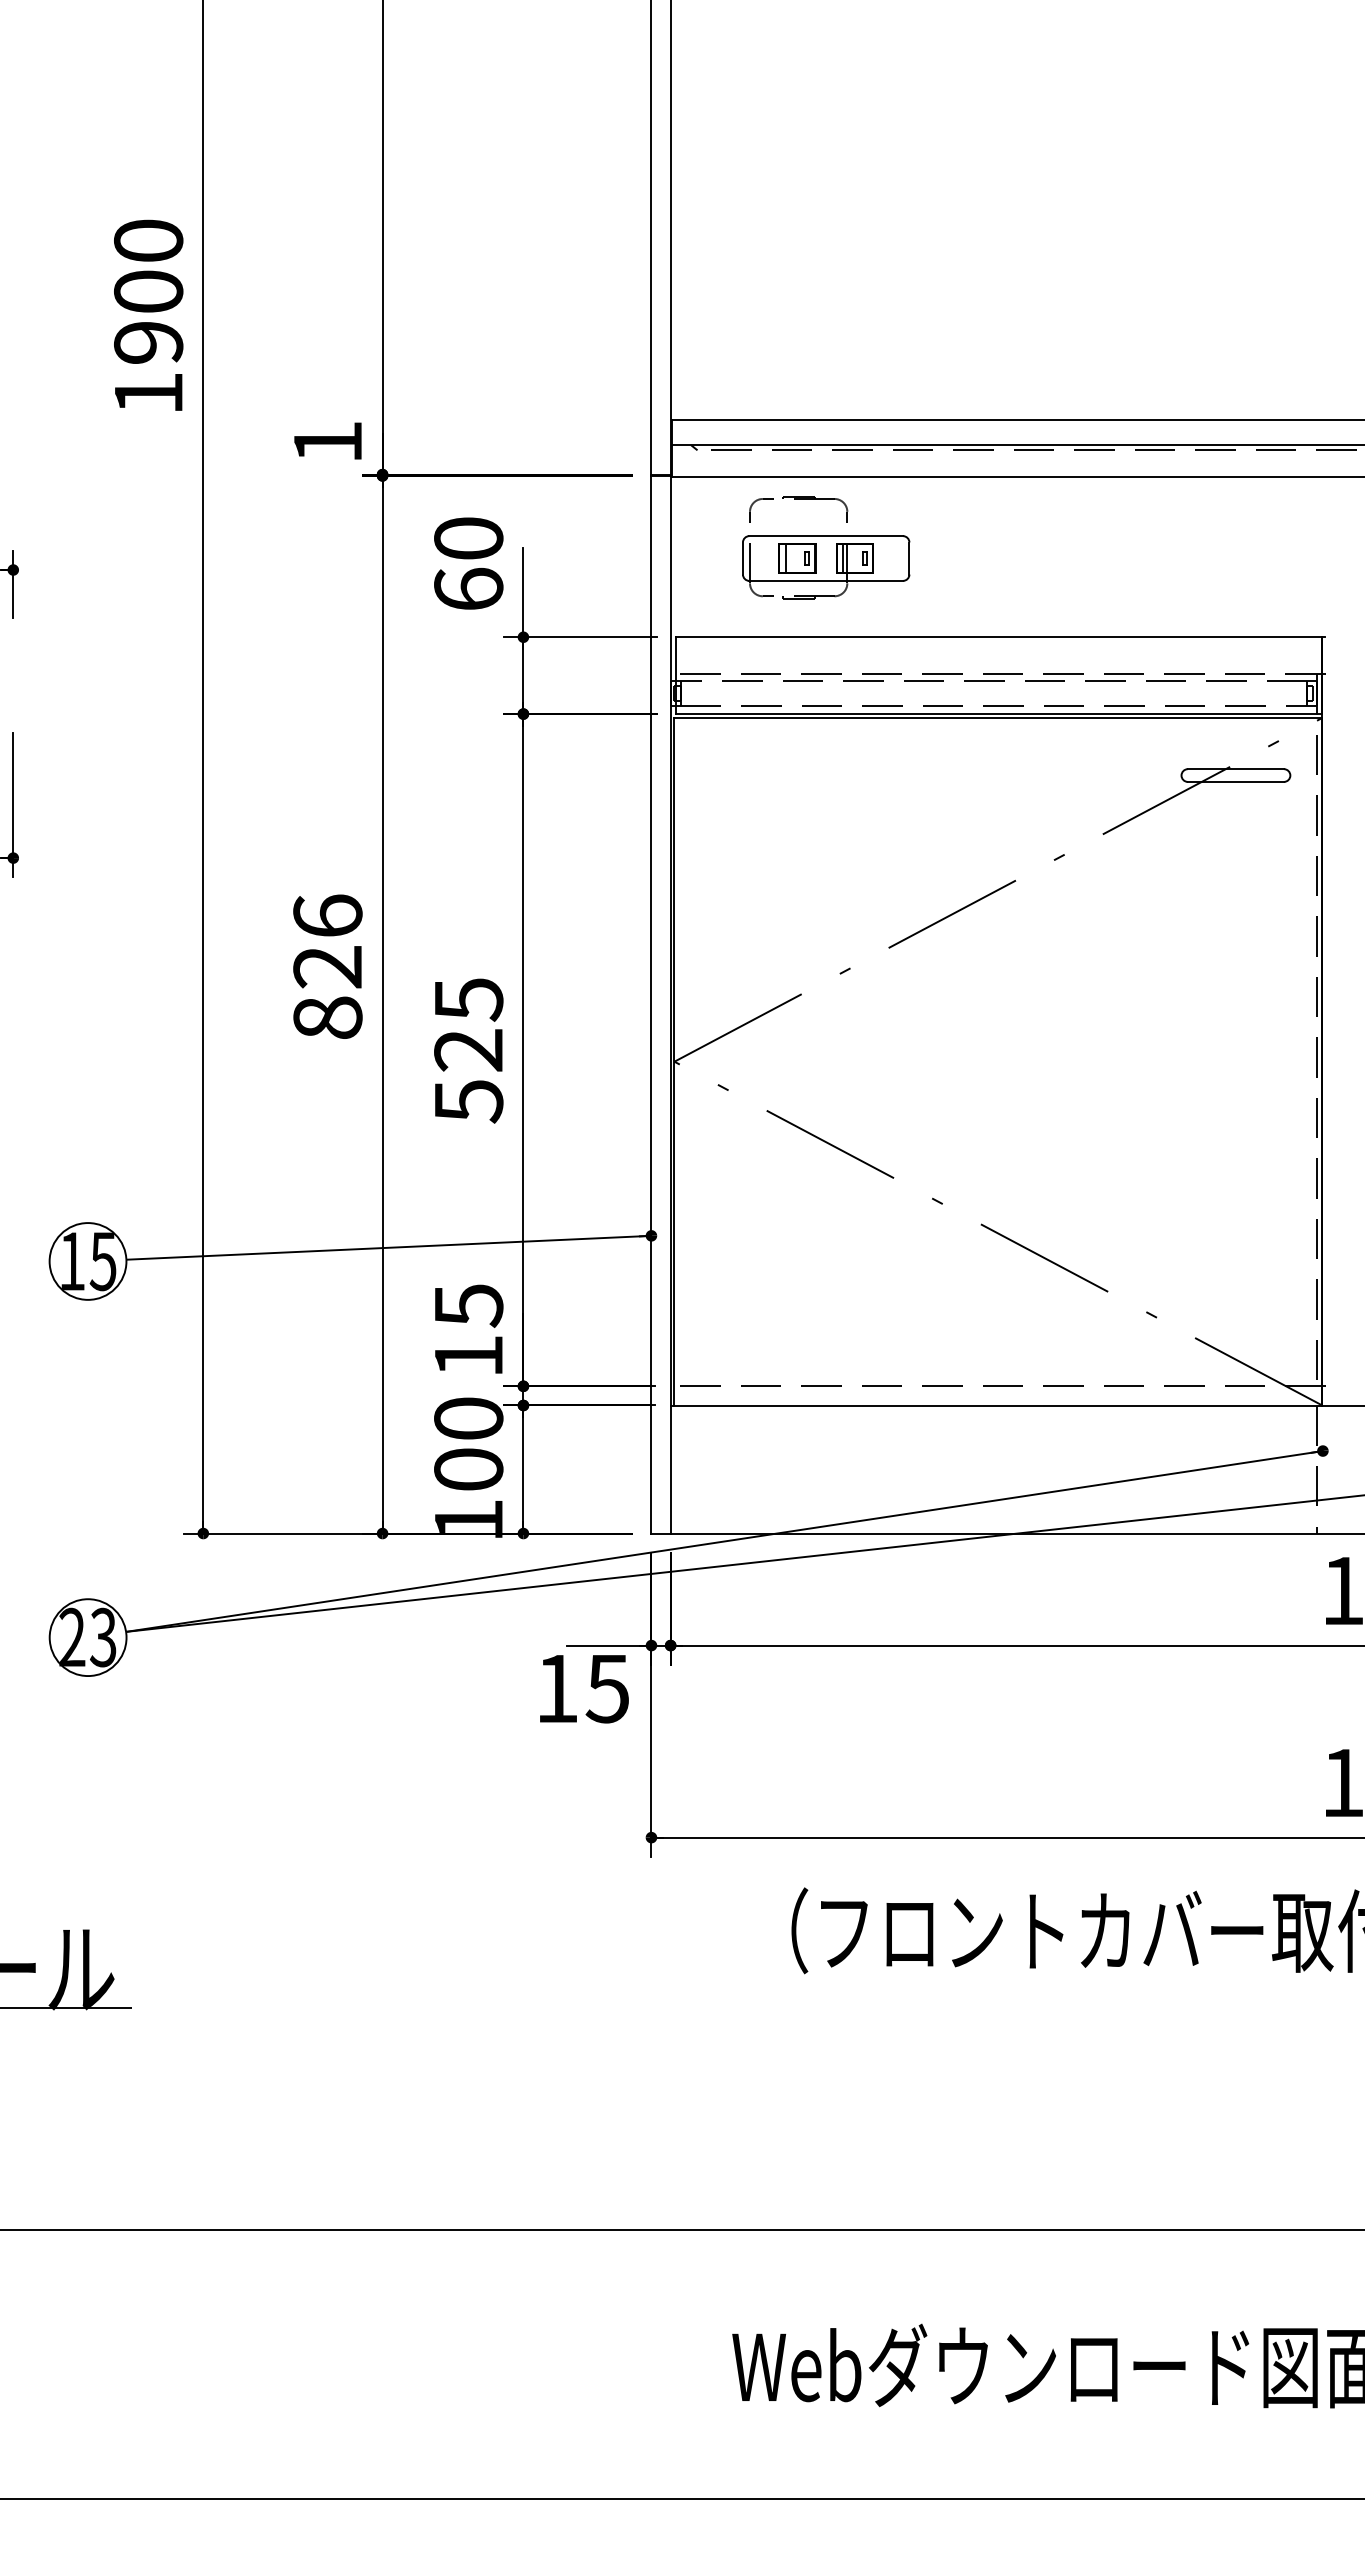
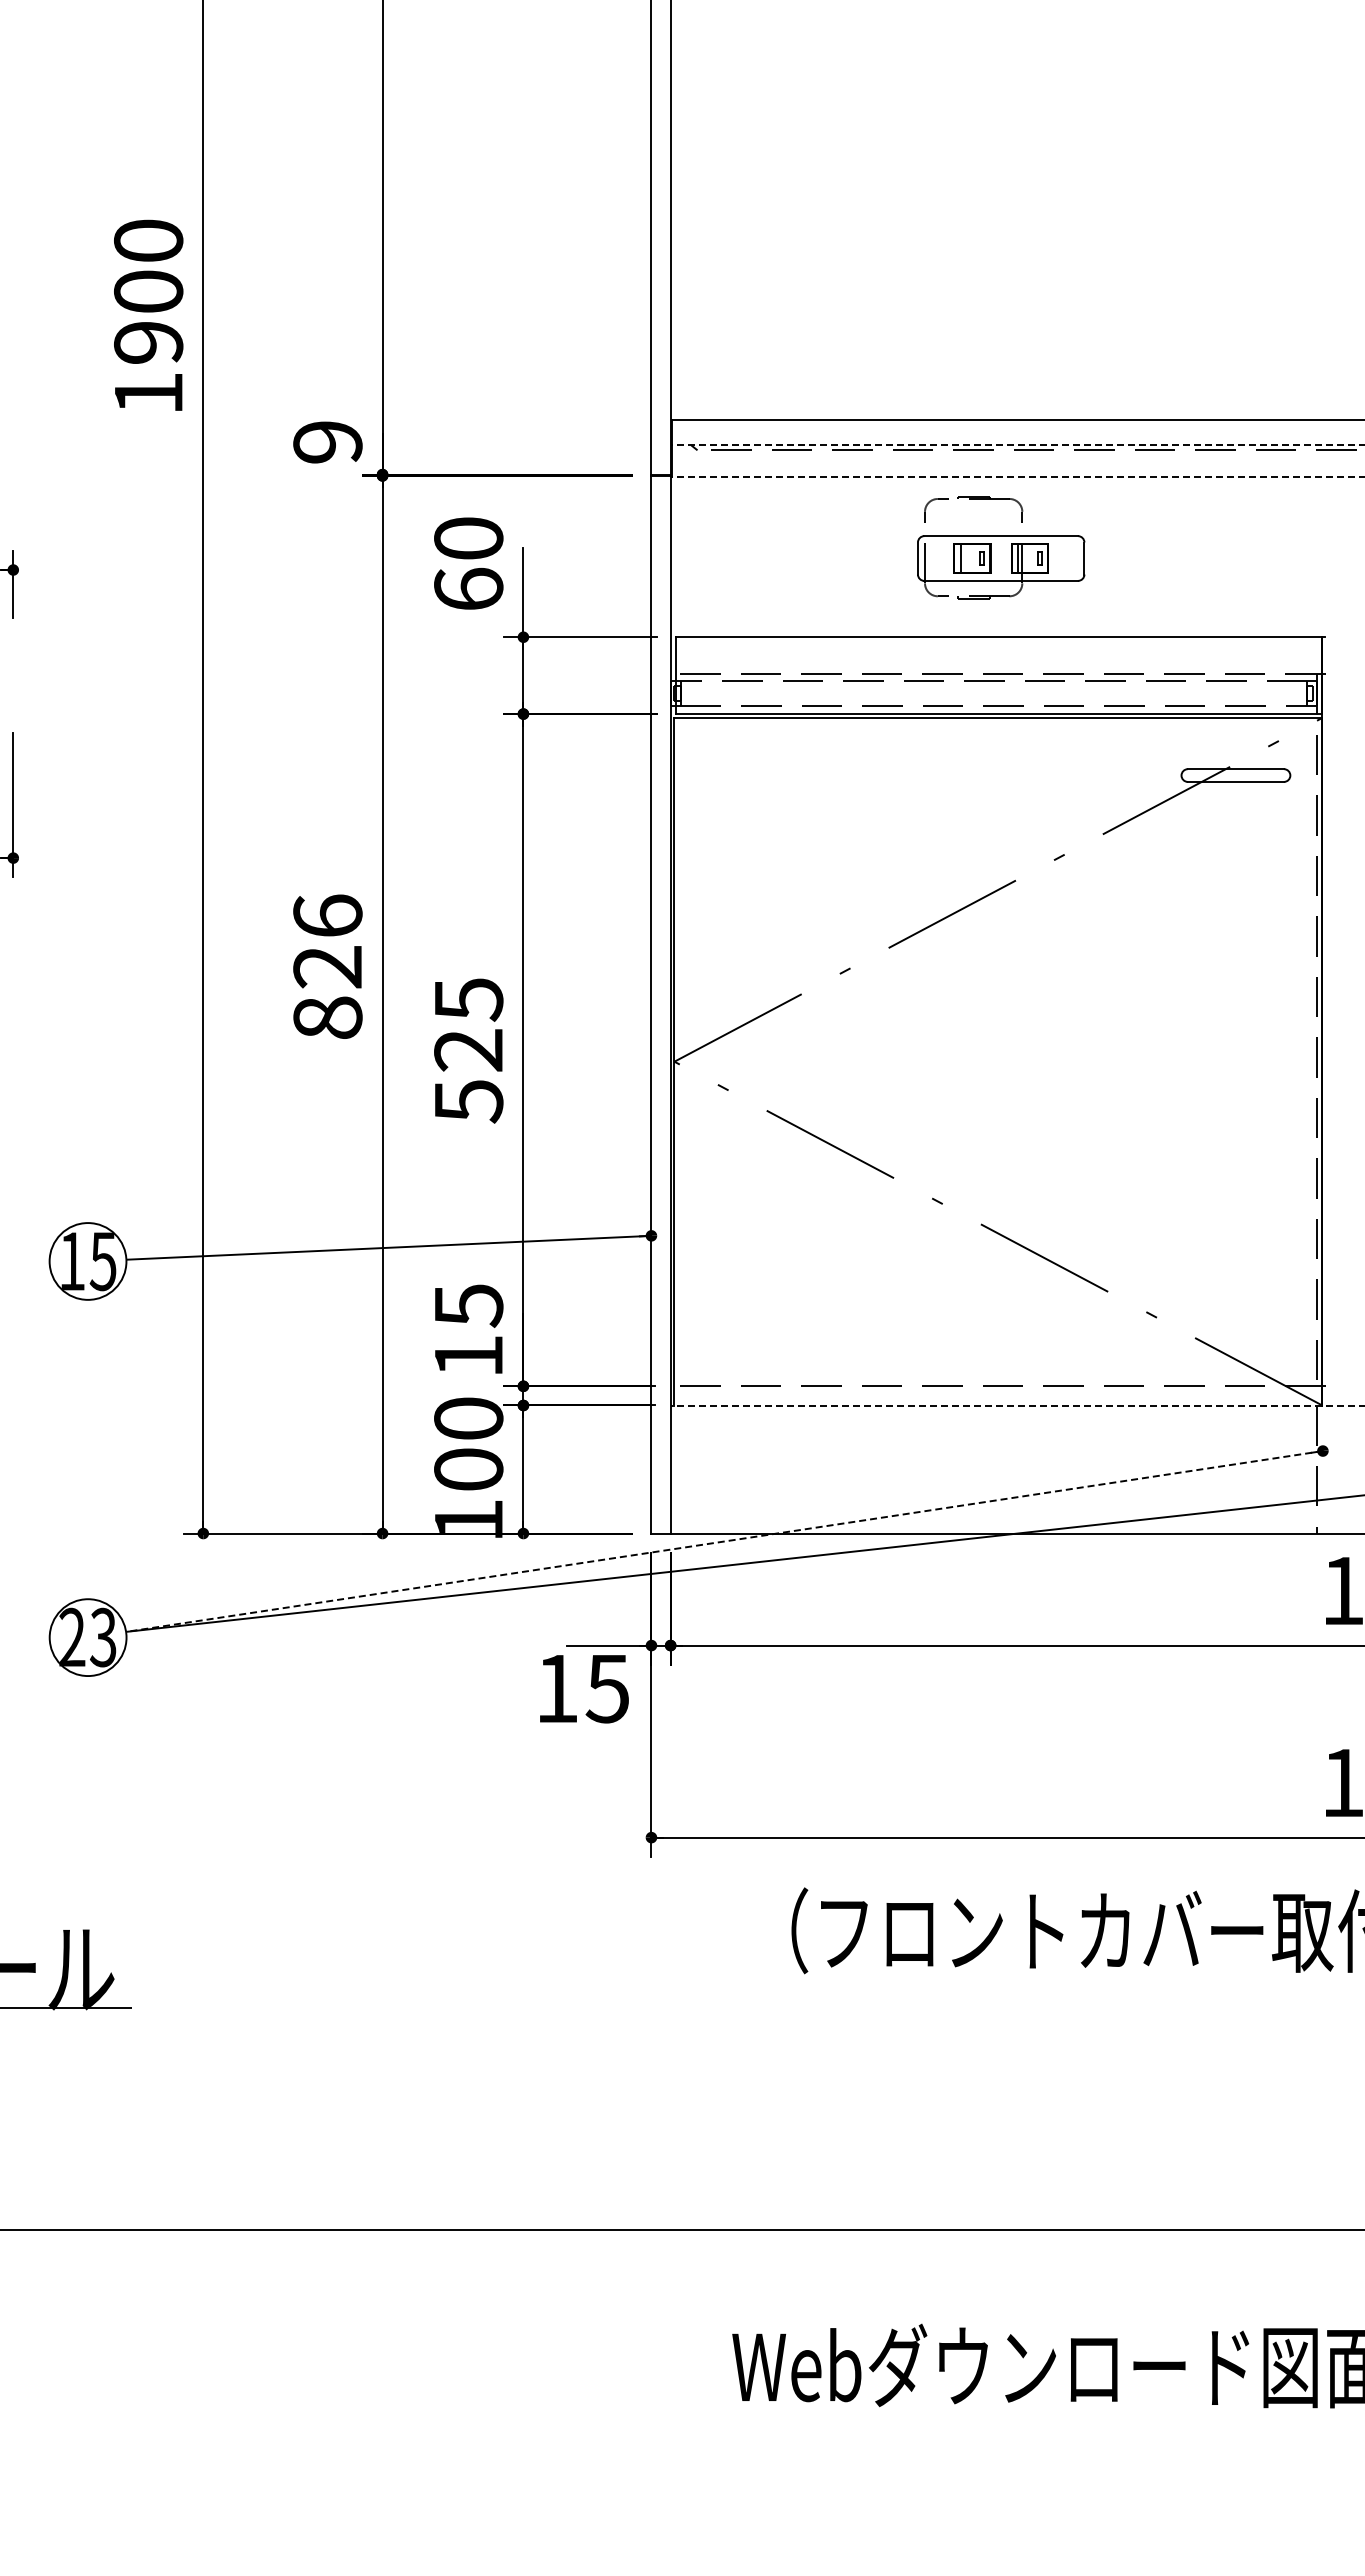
text: 1 -> 9 (327, 442)
line: solid -> dashed (1017, 445)
line: solid -> dashed (1017, 477)
part position: (826, 547) -> (1001, 547) (1001, 547)
line: solid -> dashed (1017, 1405)
line: solid -> dashed (724, 1541)
line: present -> none (681, 2498)
